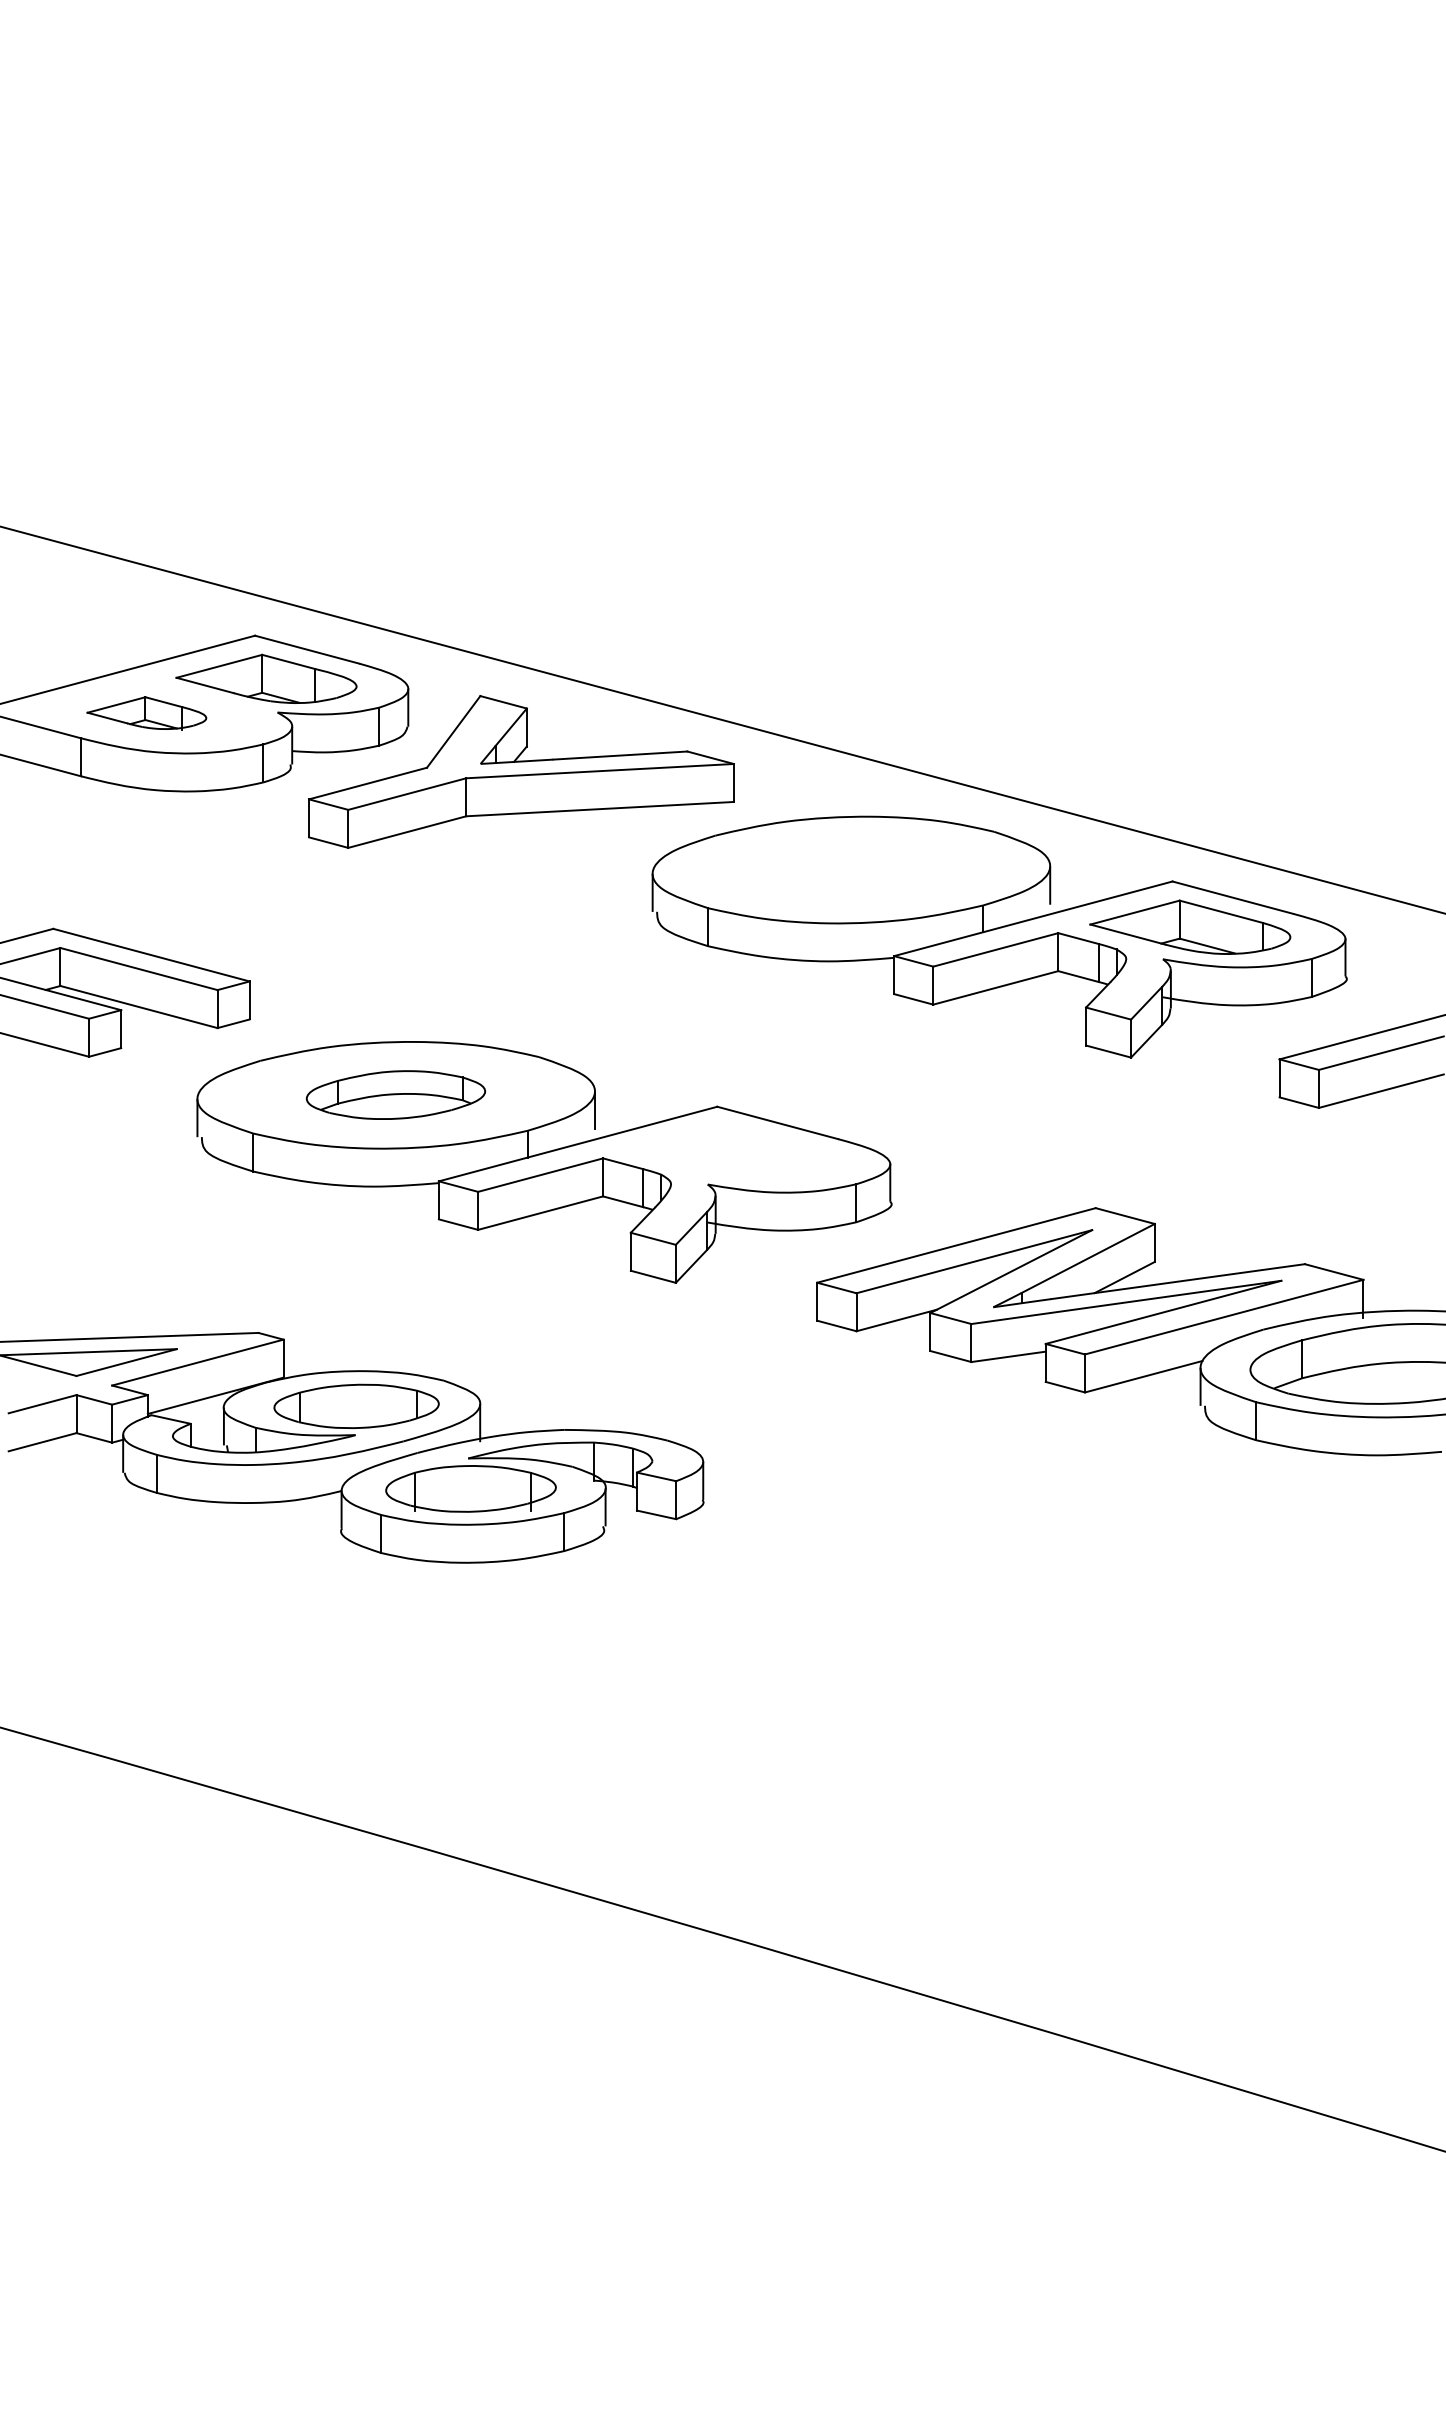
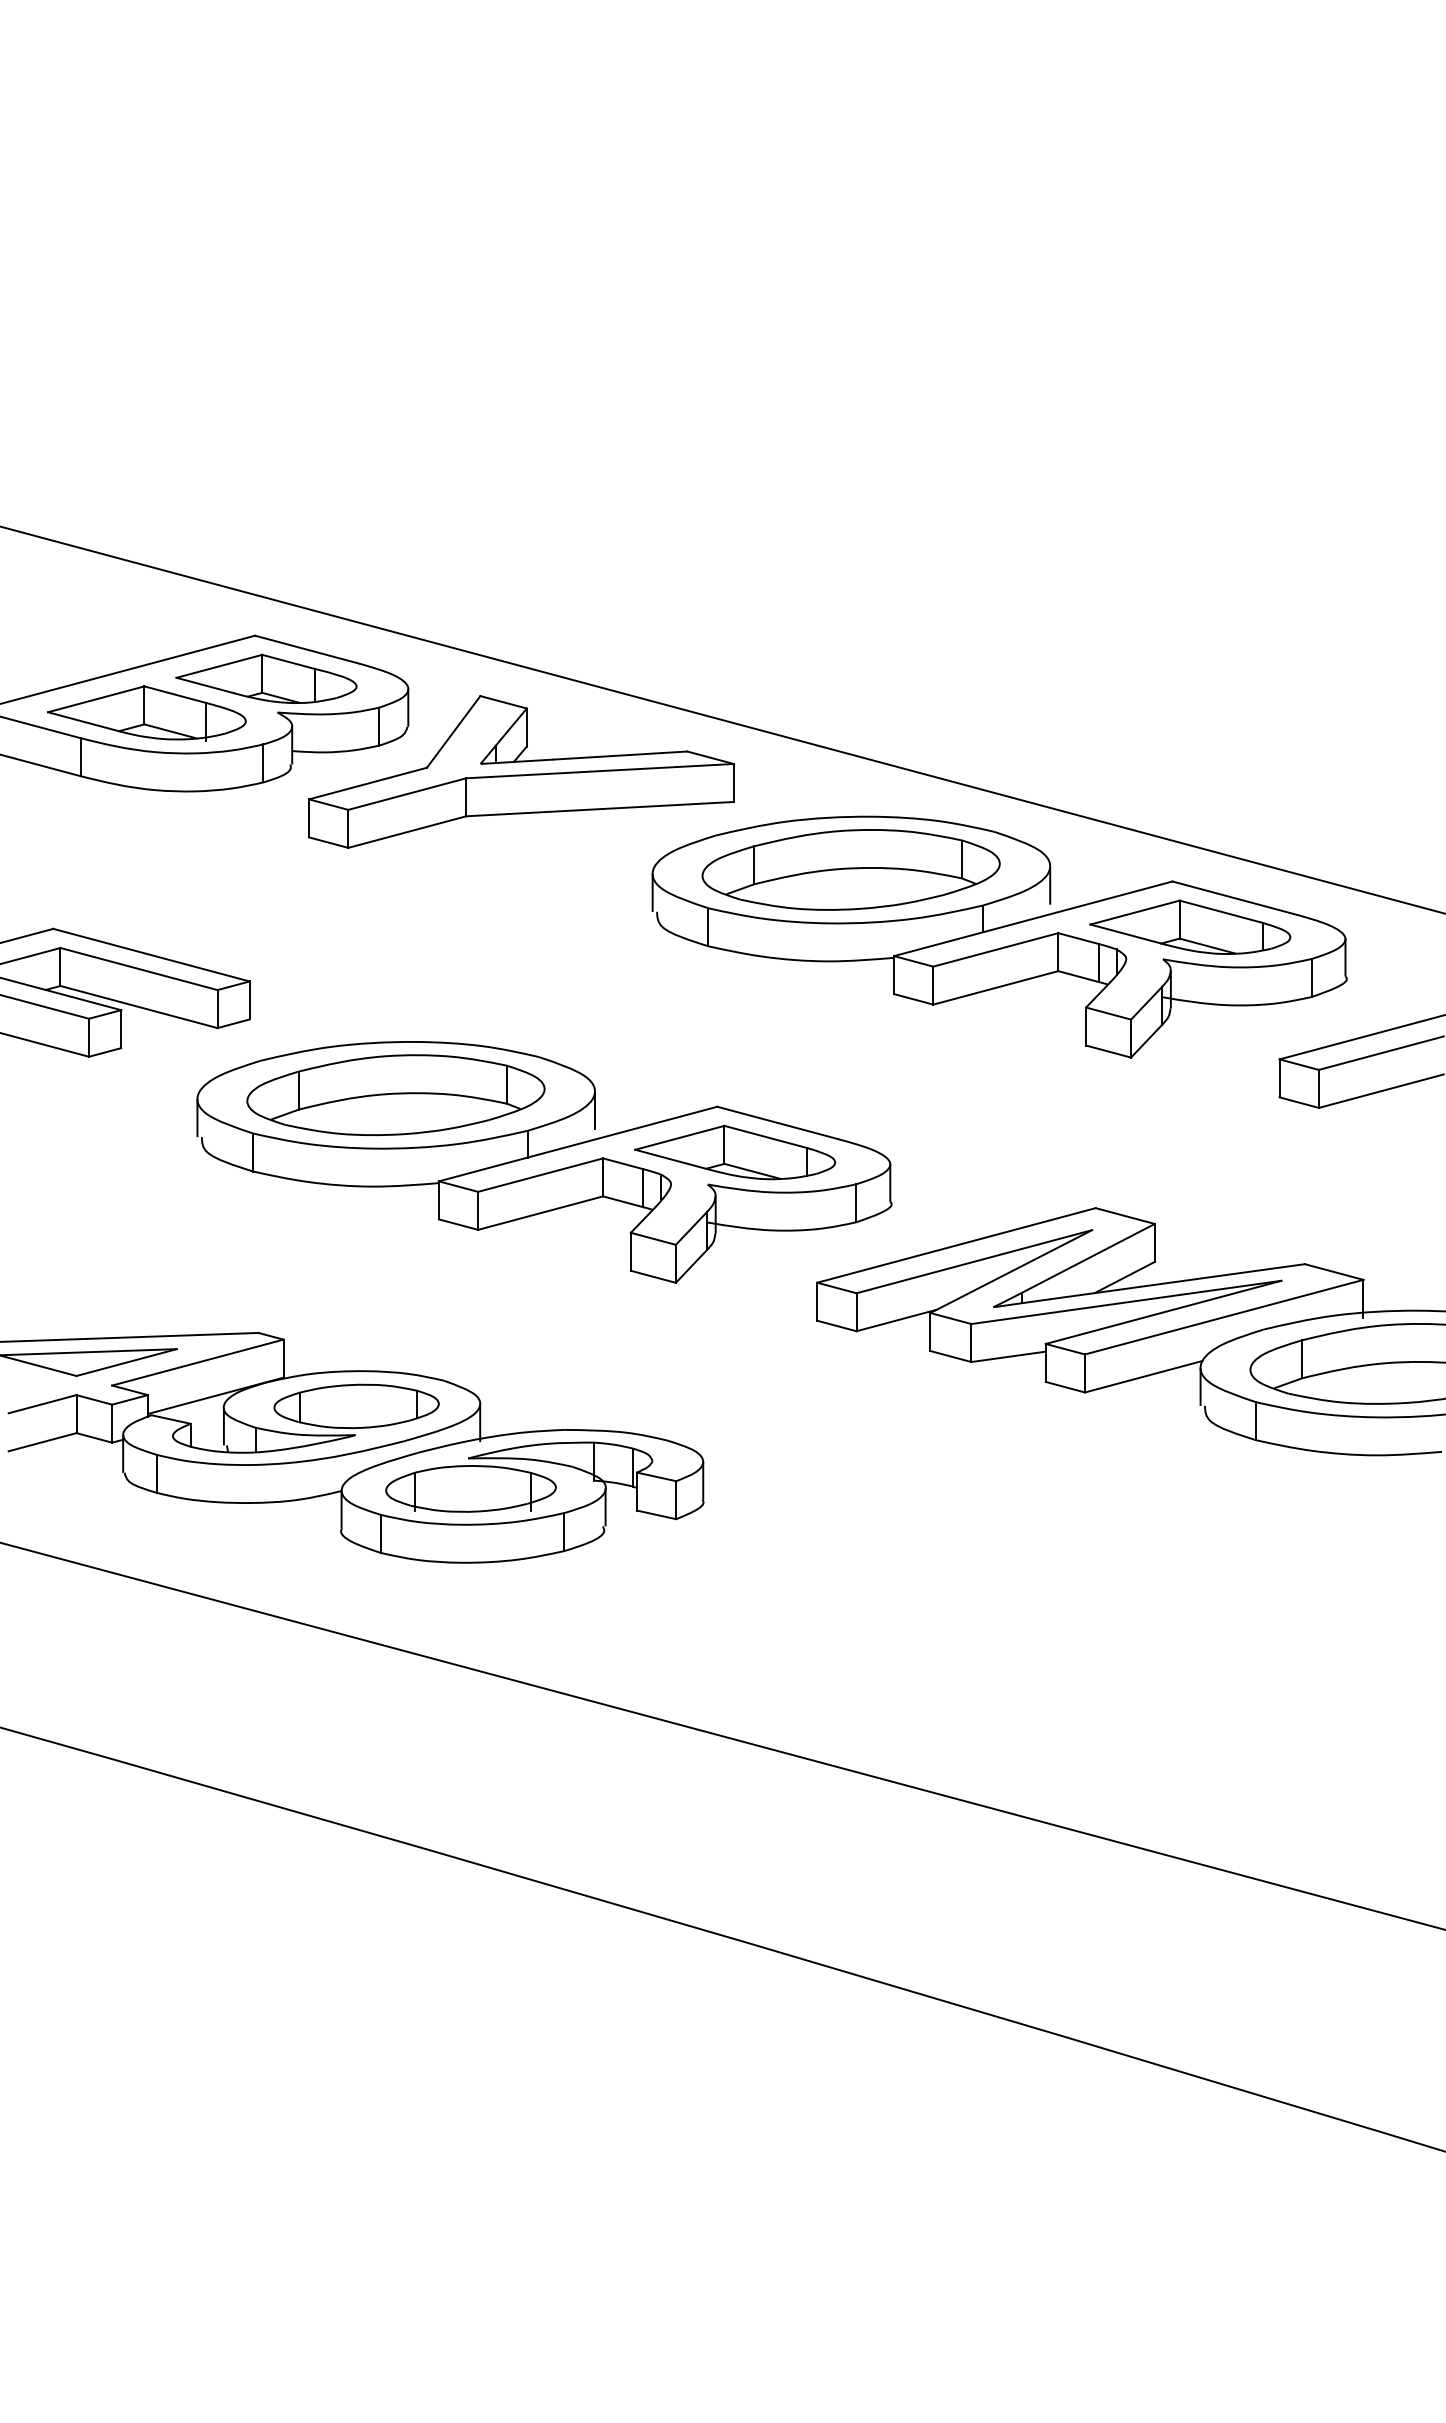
part size: 122x35 px -> 200x57 px (146, 713)
part: none -> present (850, 869)
part size: 182x50 px -> 300x82 px (395, 1094)
part: none -> present (734, 1152)
line: none -> present (722, 1736)
